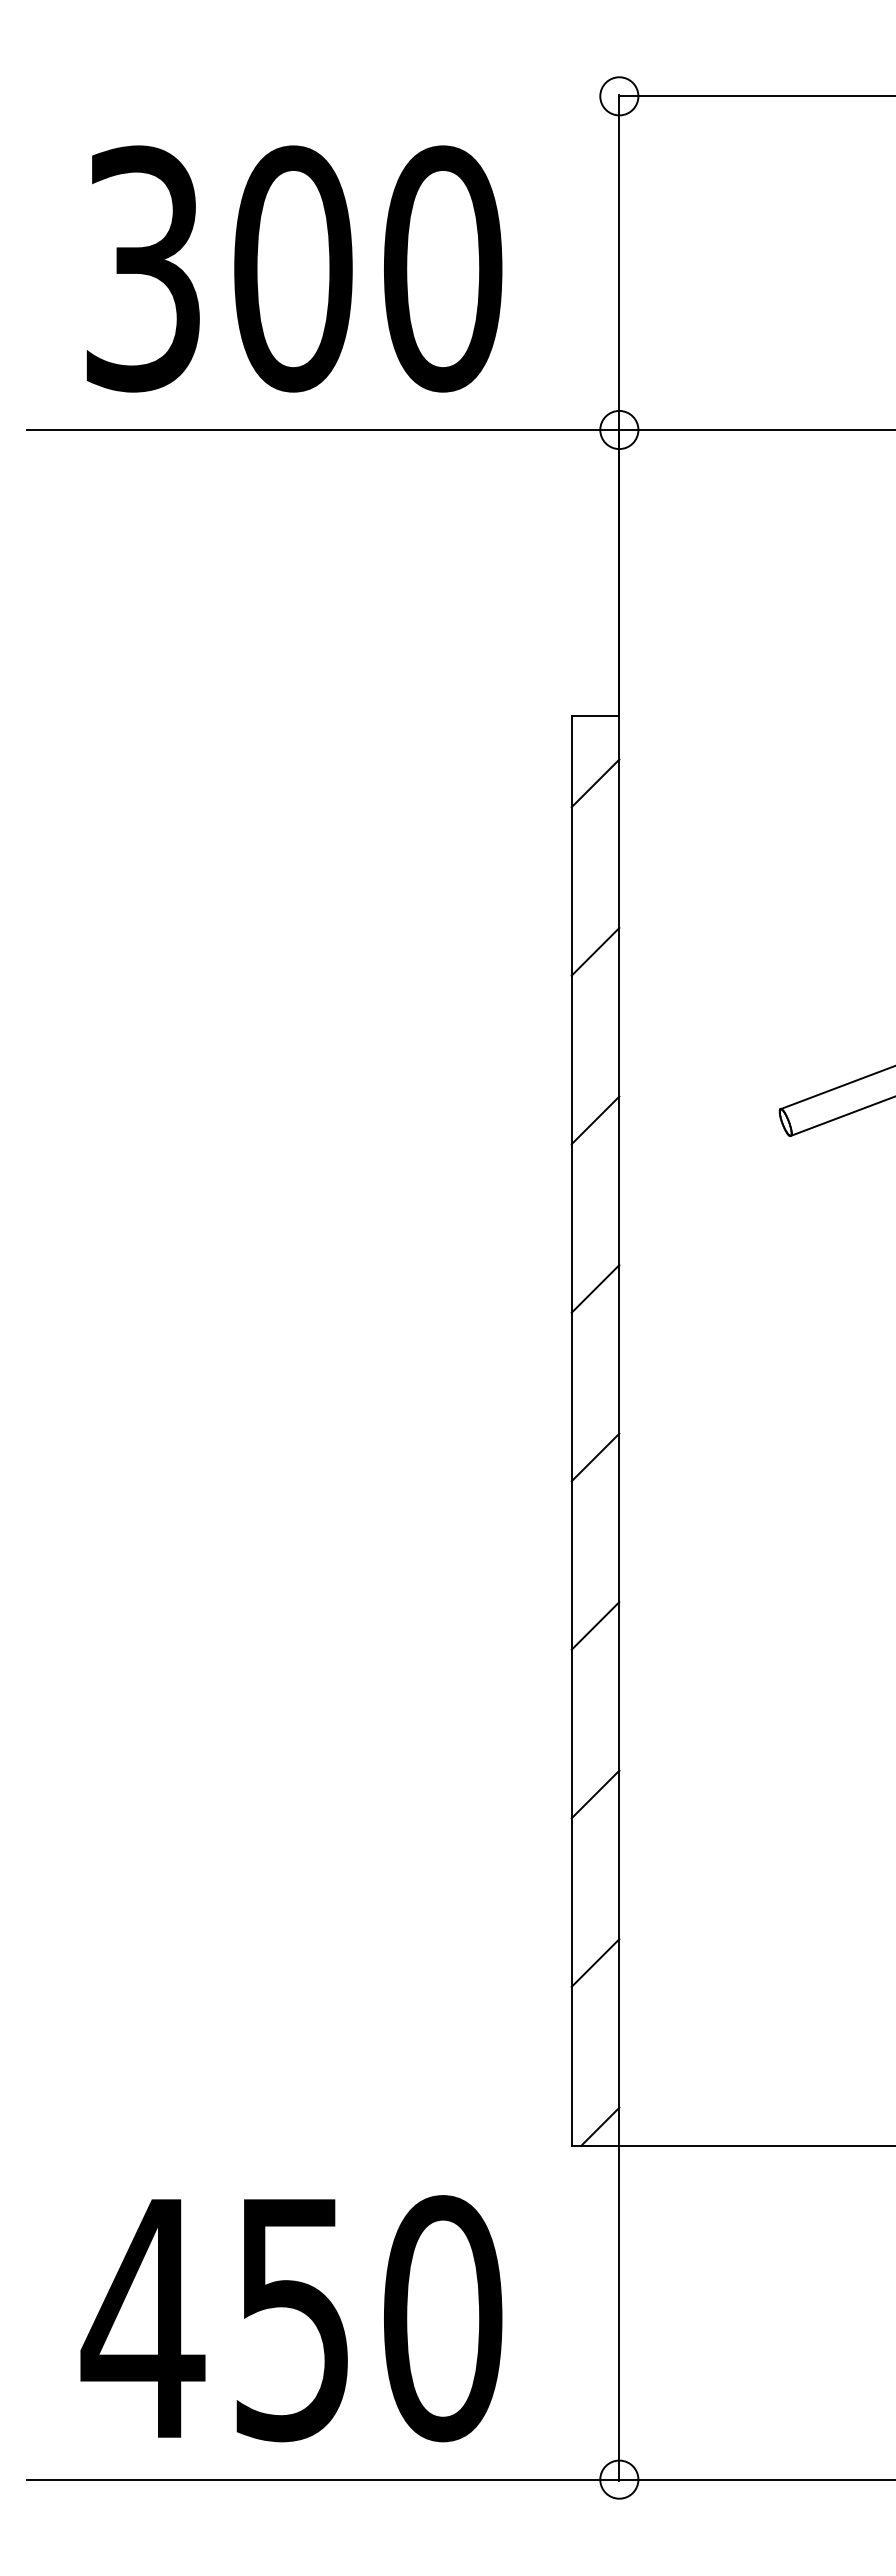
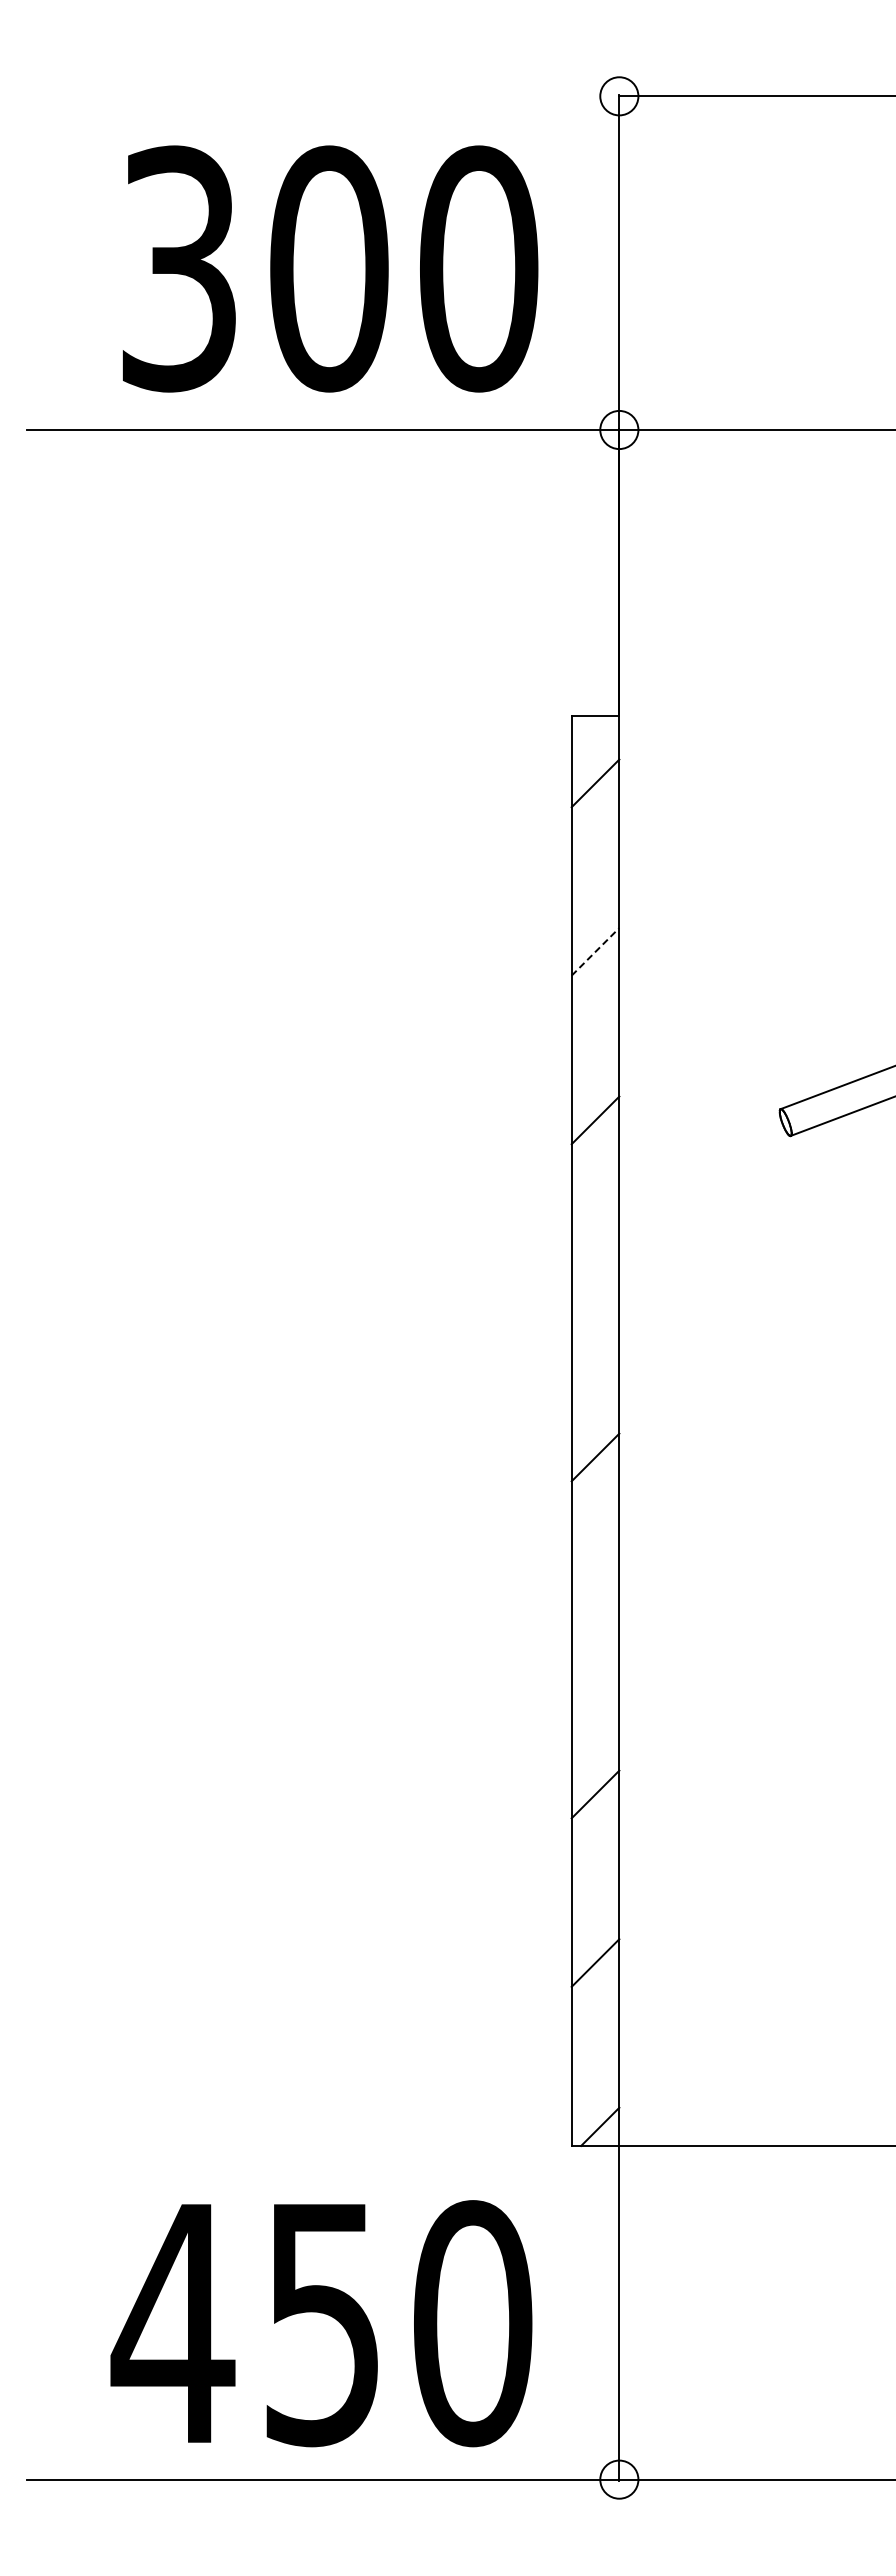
text position: (294, 268) -> (330, 268) (330, 268)
line: solid -> dashed (595, 951)
line: present -> none (595, 1288)
line: present -> none (595, 1625)
text position: (291, 2318) -> (321, 2323) (321, 2323)
